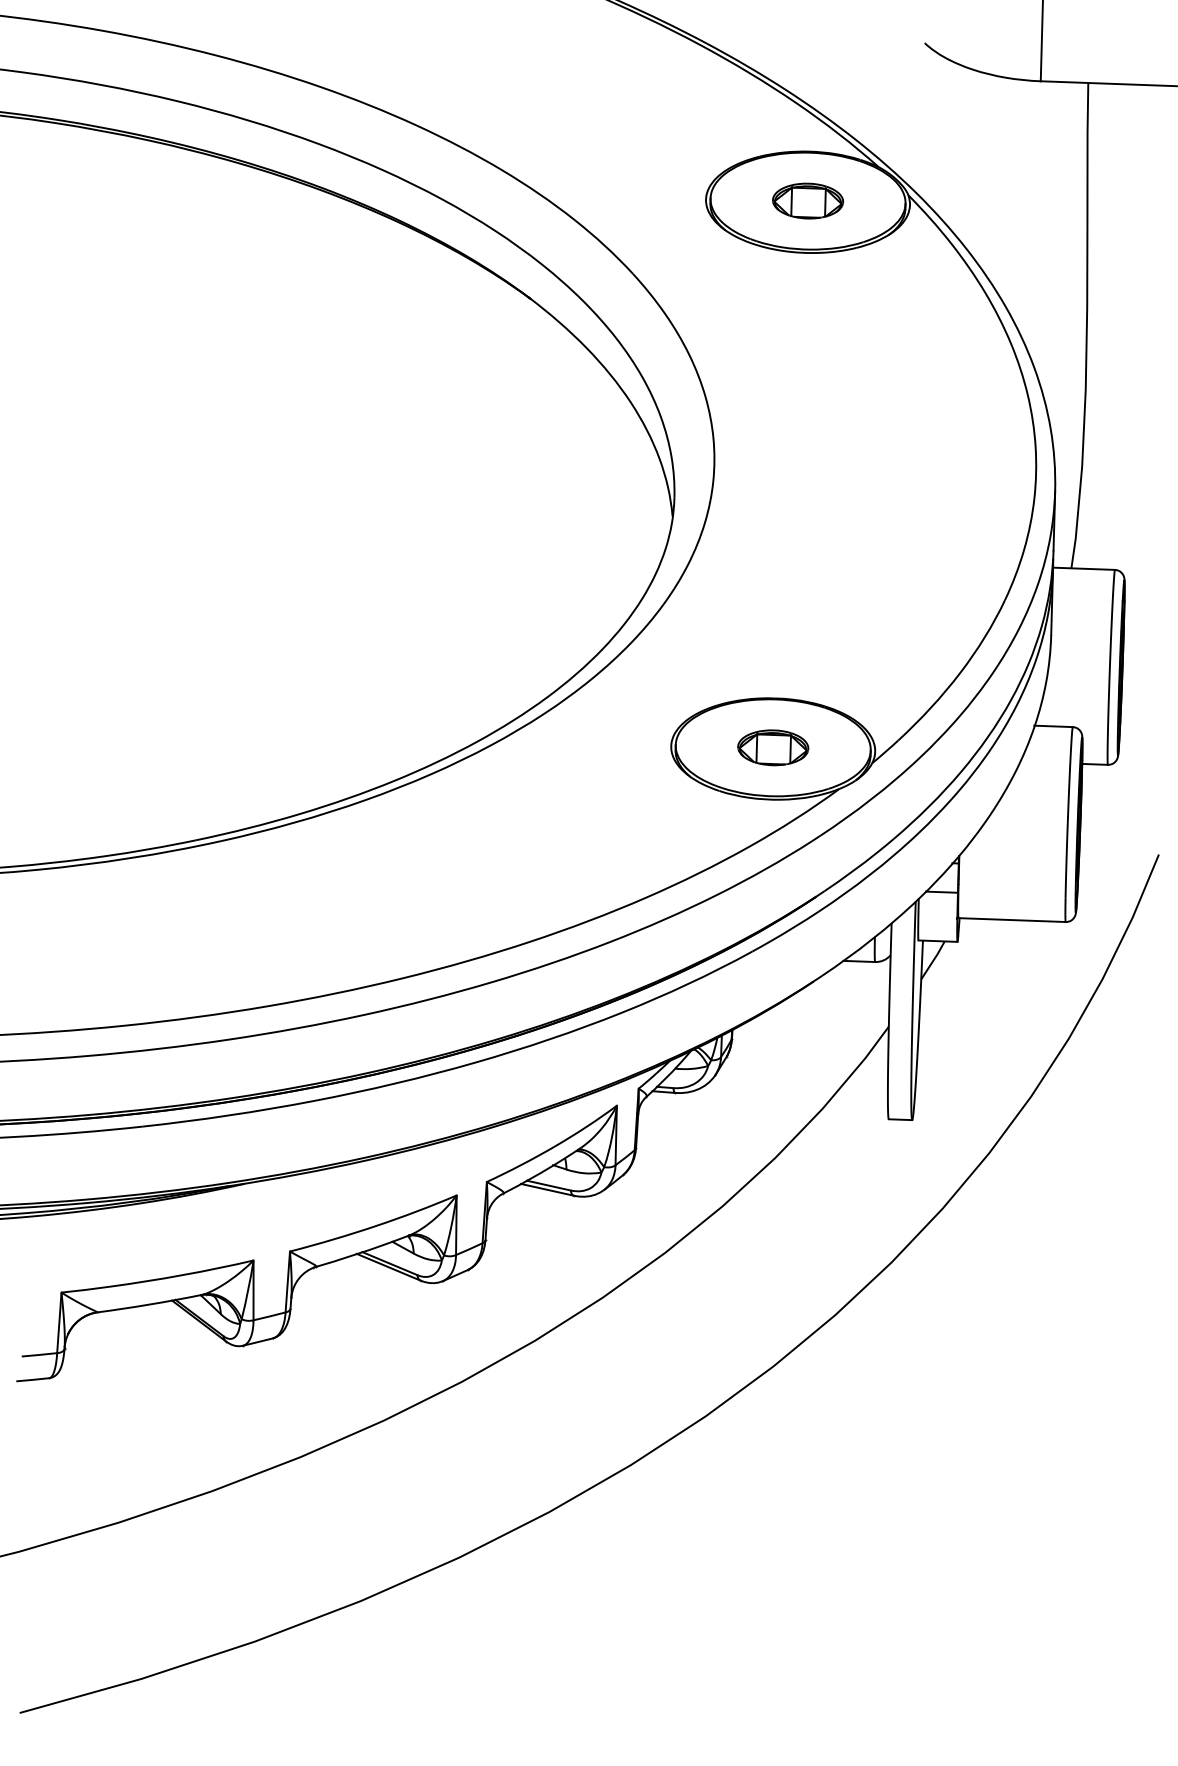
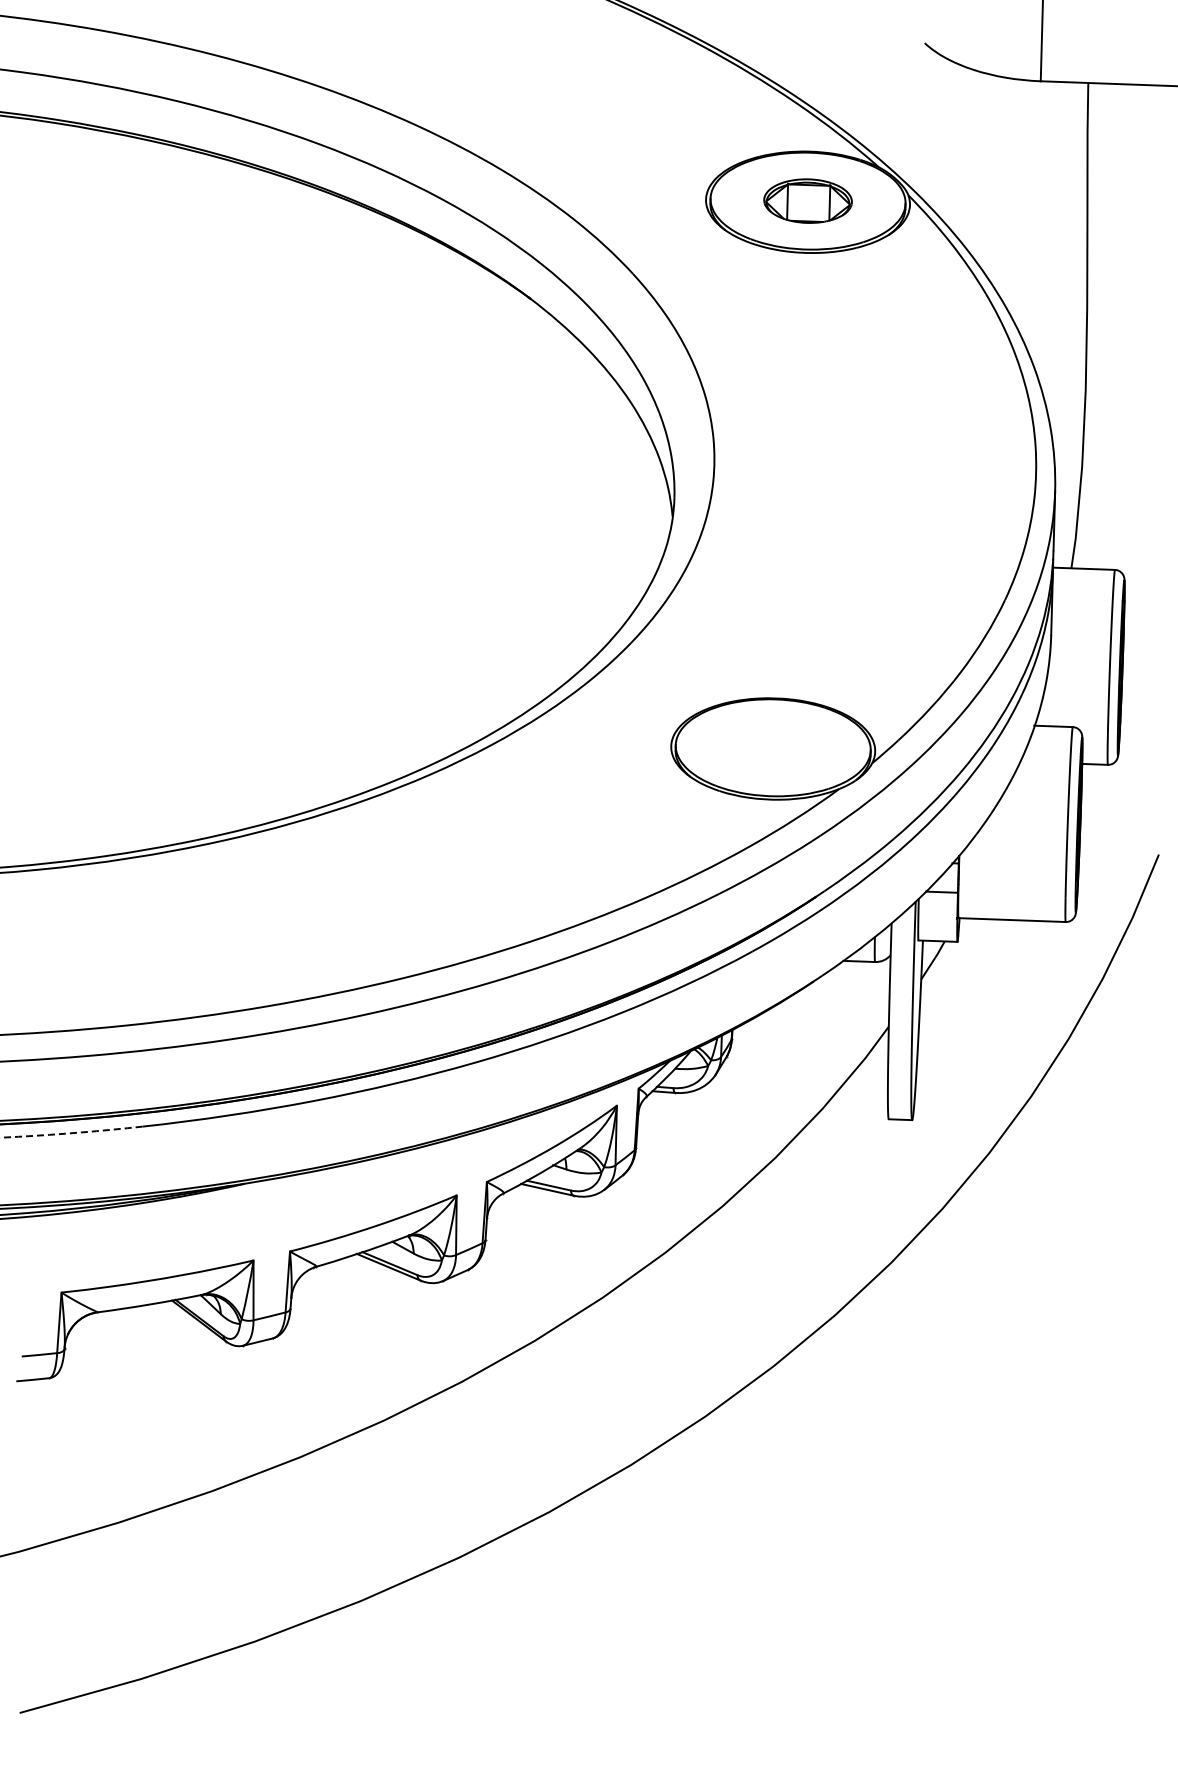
part size: 72x38 px -> 90x46 px (807, 200)
part: present -> none (773, 747)
arc: solid -> dashed (72, 1133)
